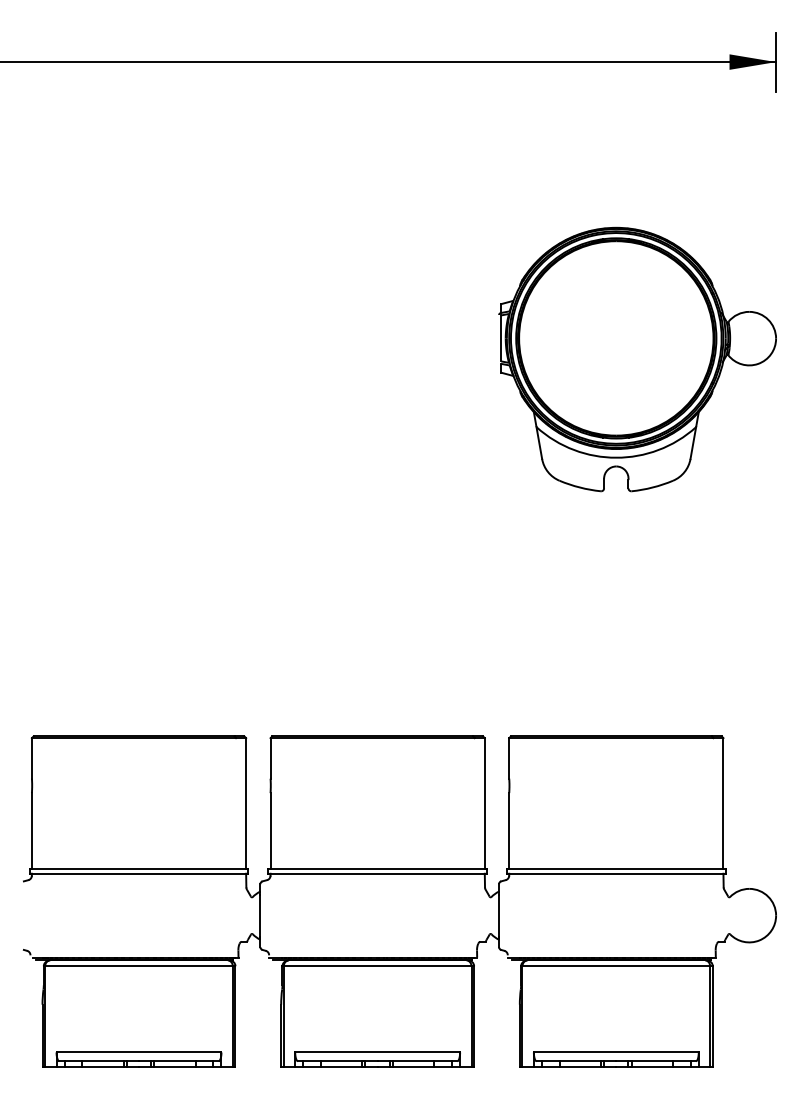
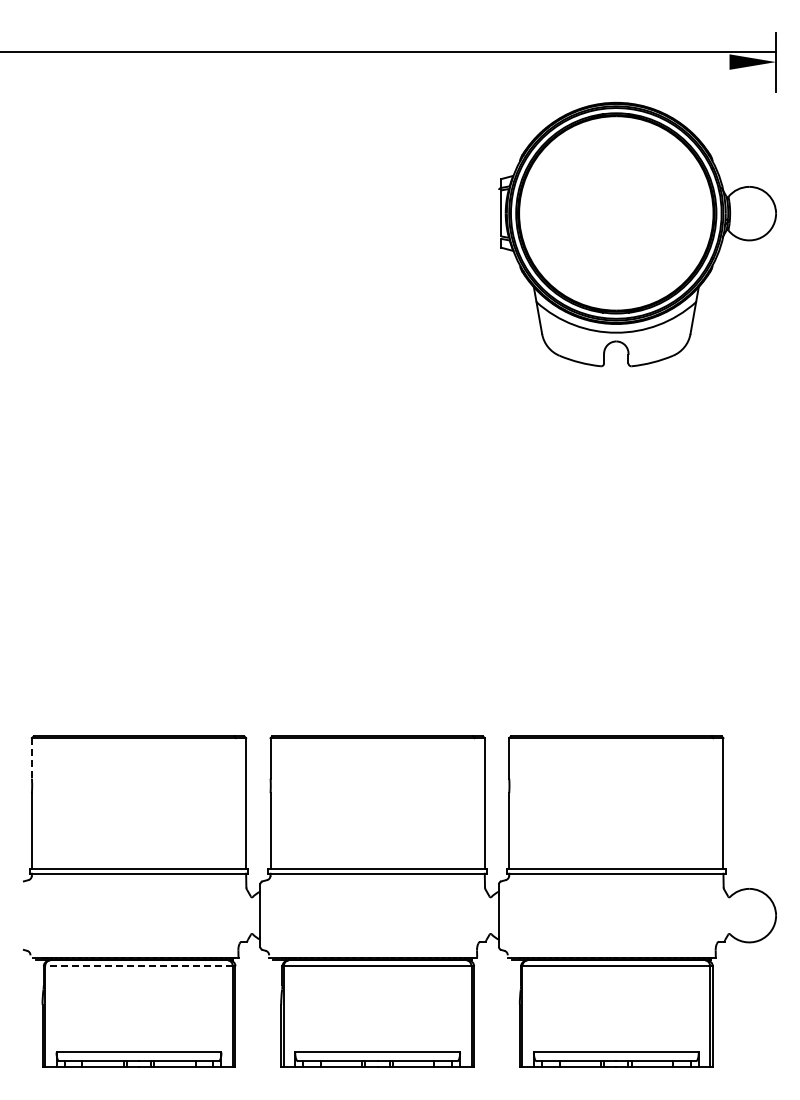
line position: (389, 62) -> (389, 52) (389, 52)
part position: (637, 359) -> (637, 234) (637, 234)
line: solid -> dashed (31, 758)
line: solid -> dashed (139, 966)
